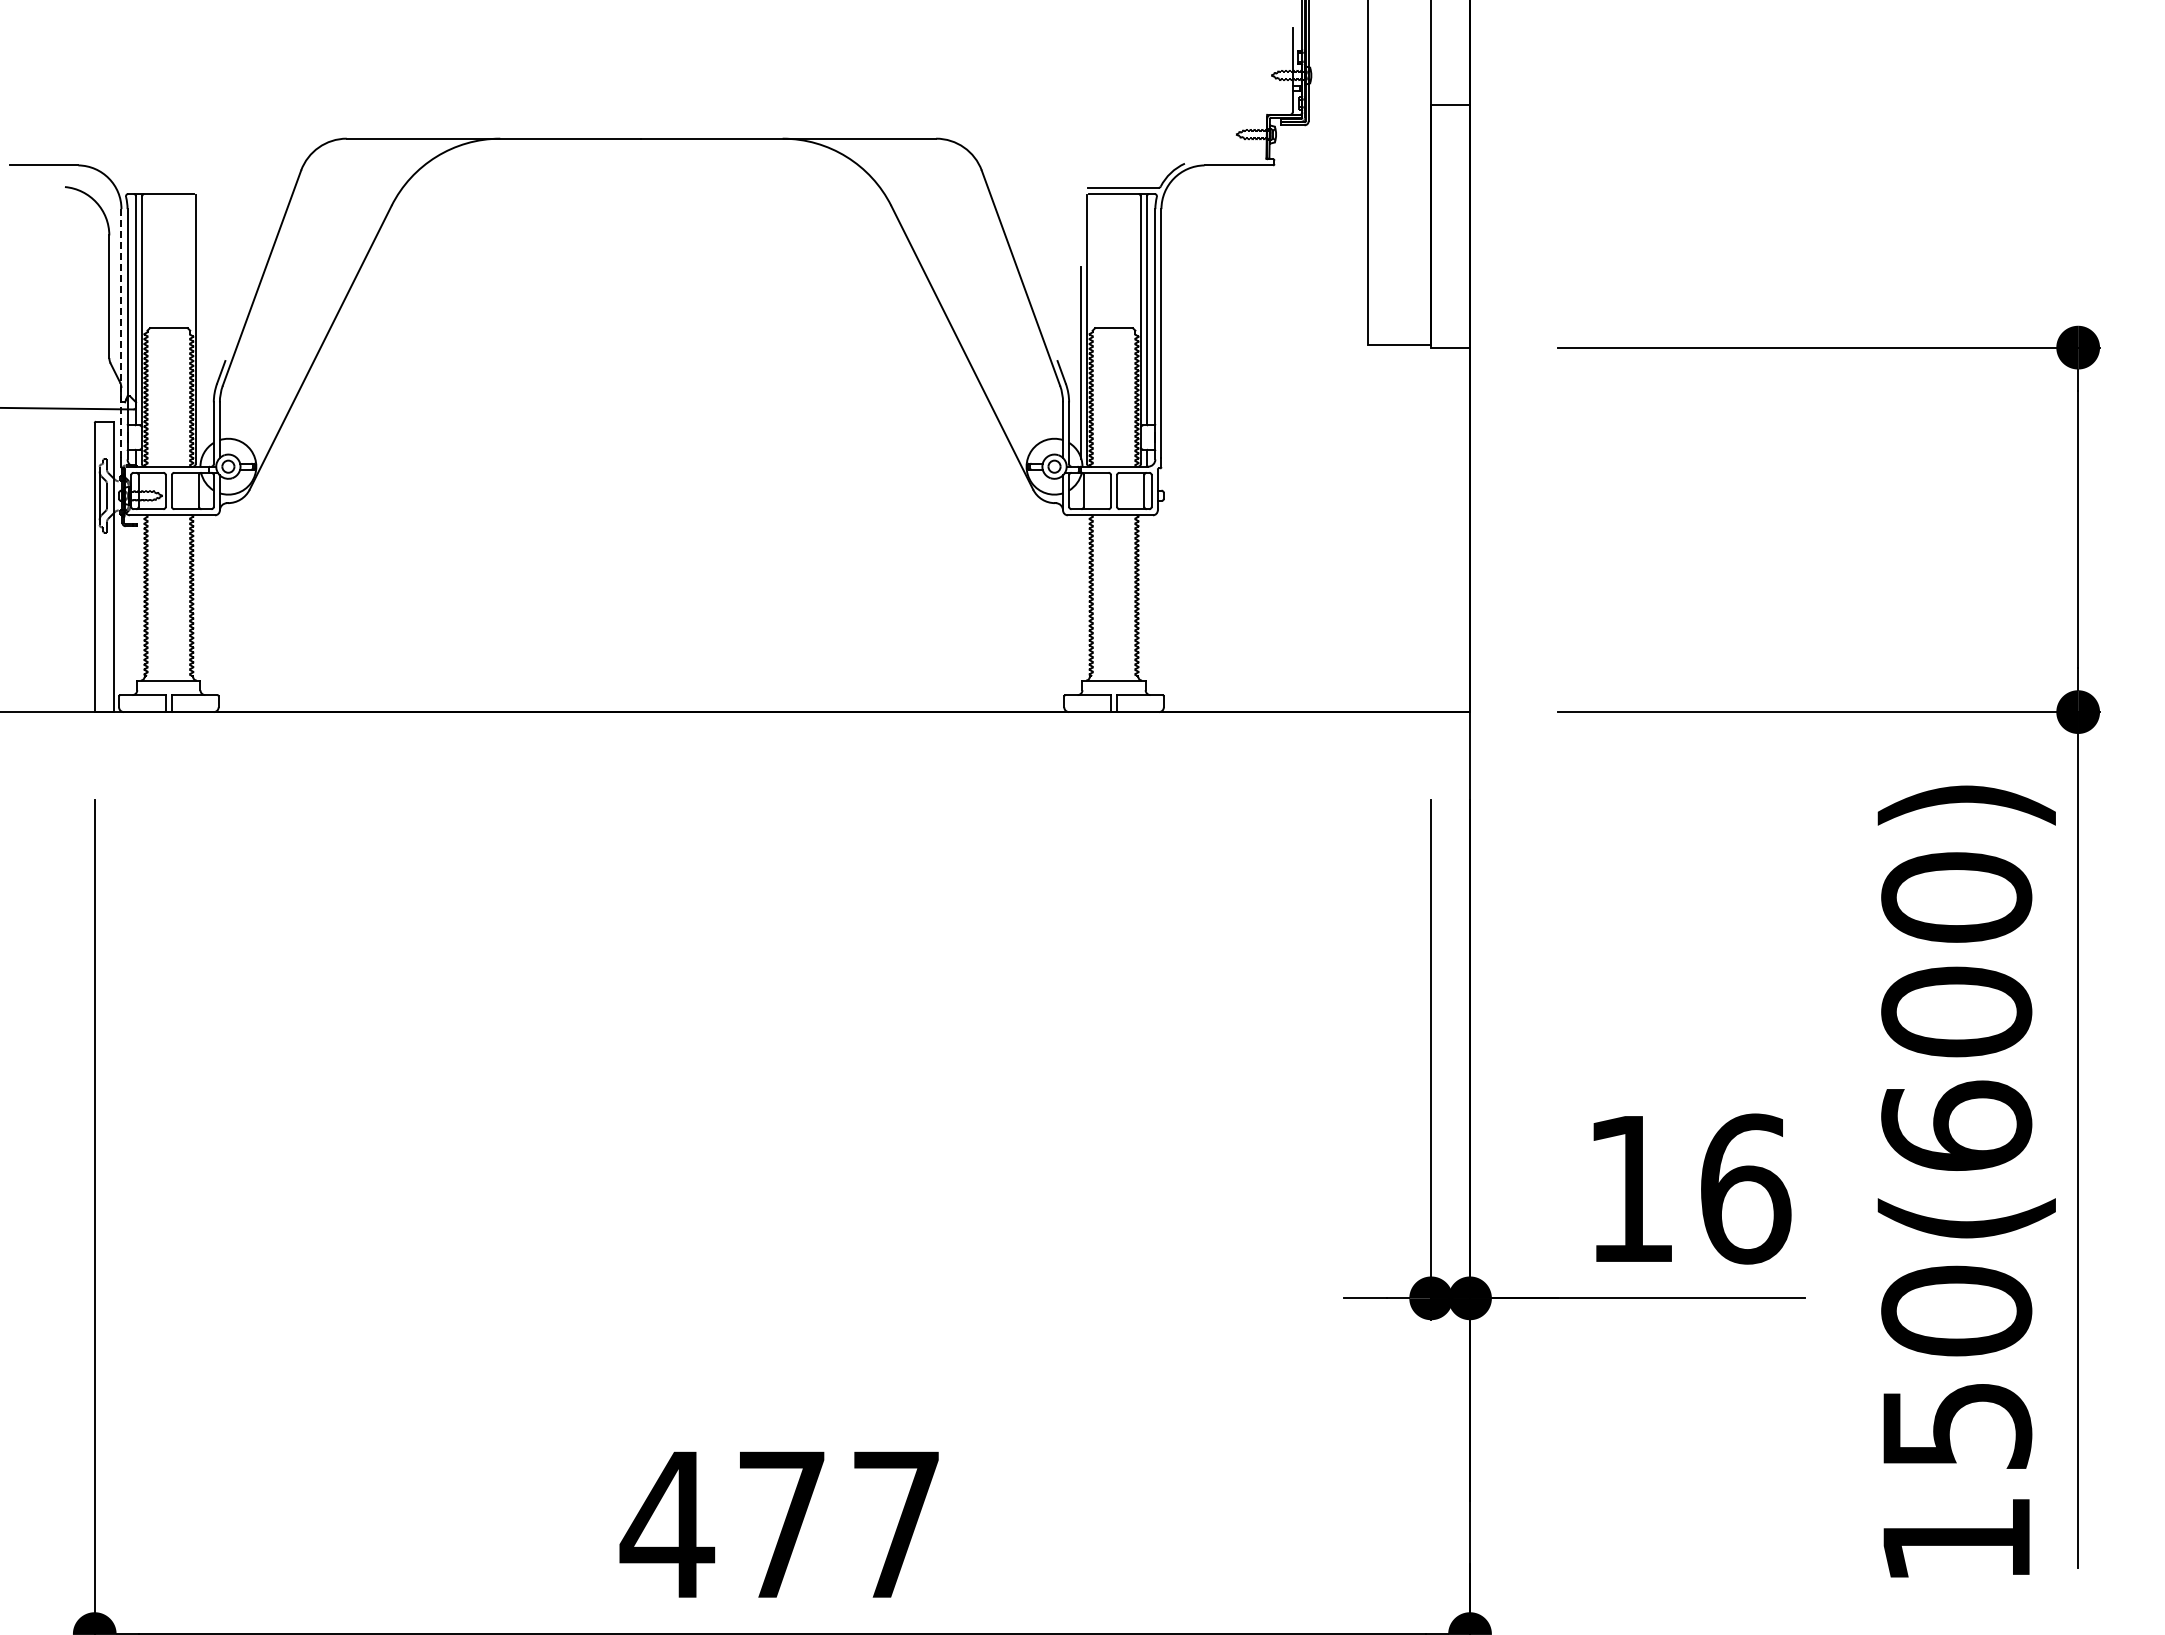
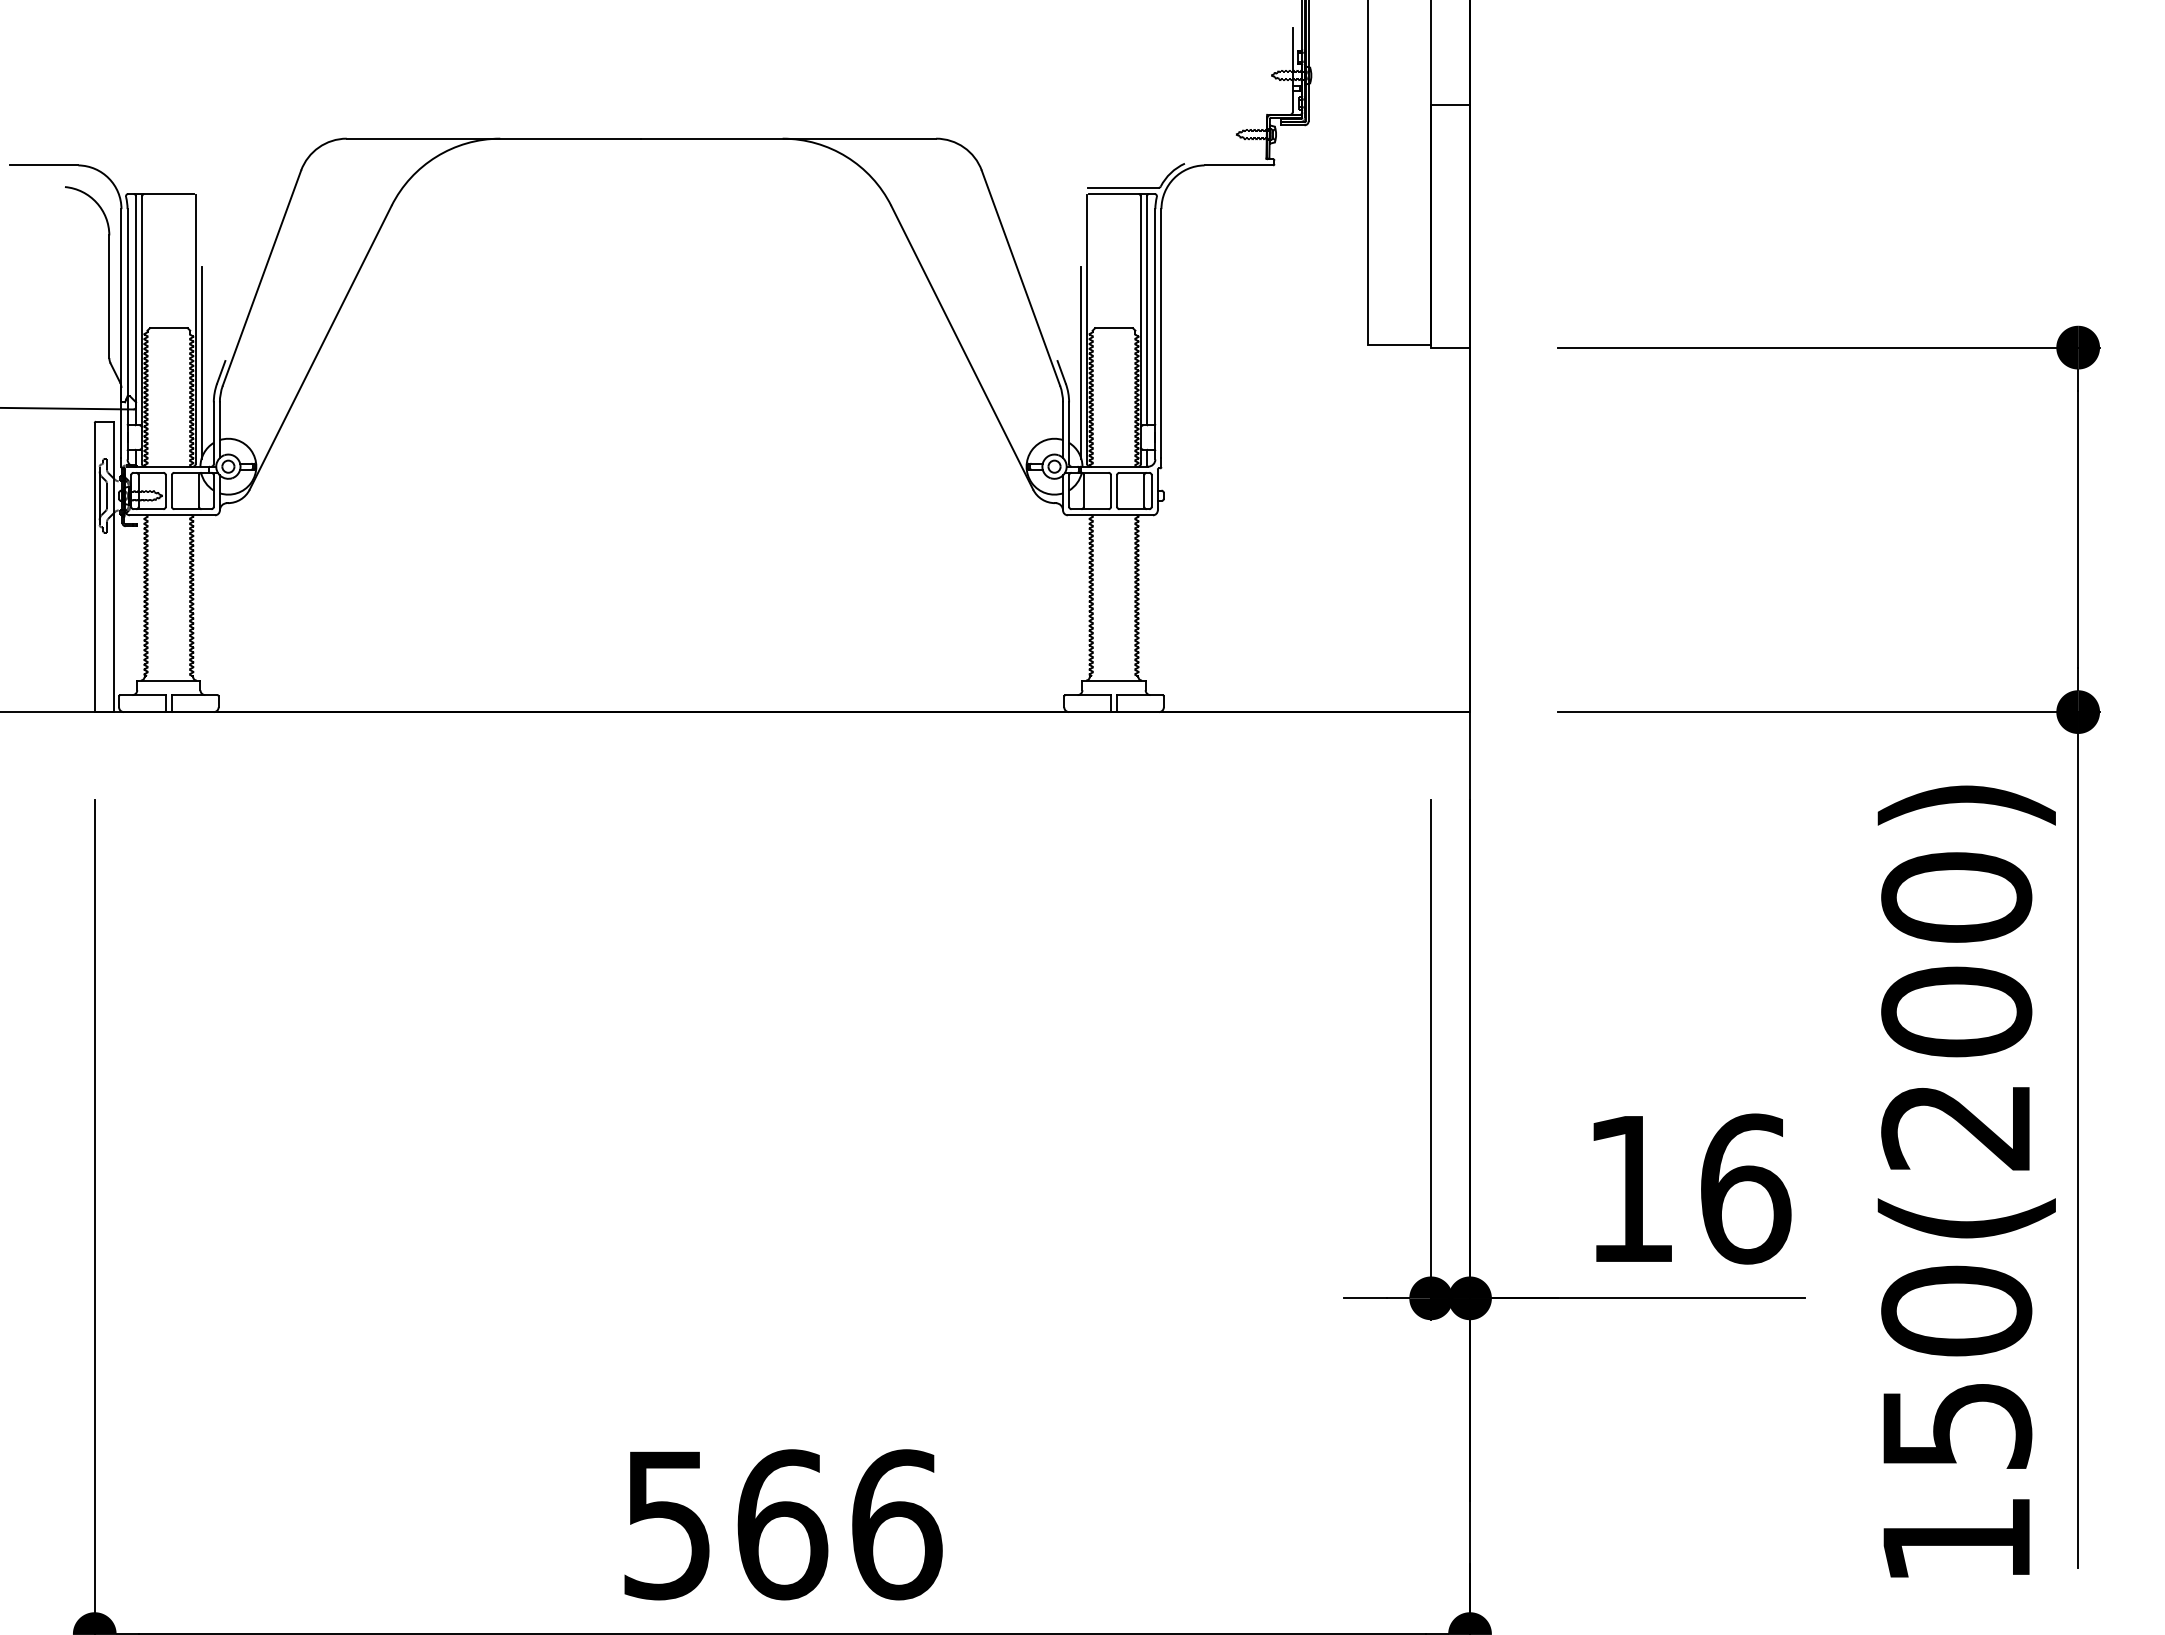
line: dashed -> solid (121, 333)
line: none -> present (201, 362)
text: 150(600) -> 150(200) (1956, 1125)
text: 477 -> 566 (780, 1524)
